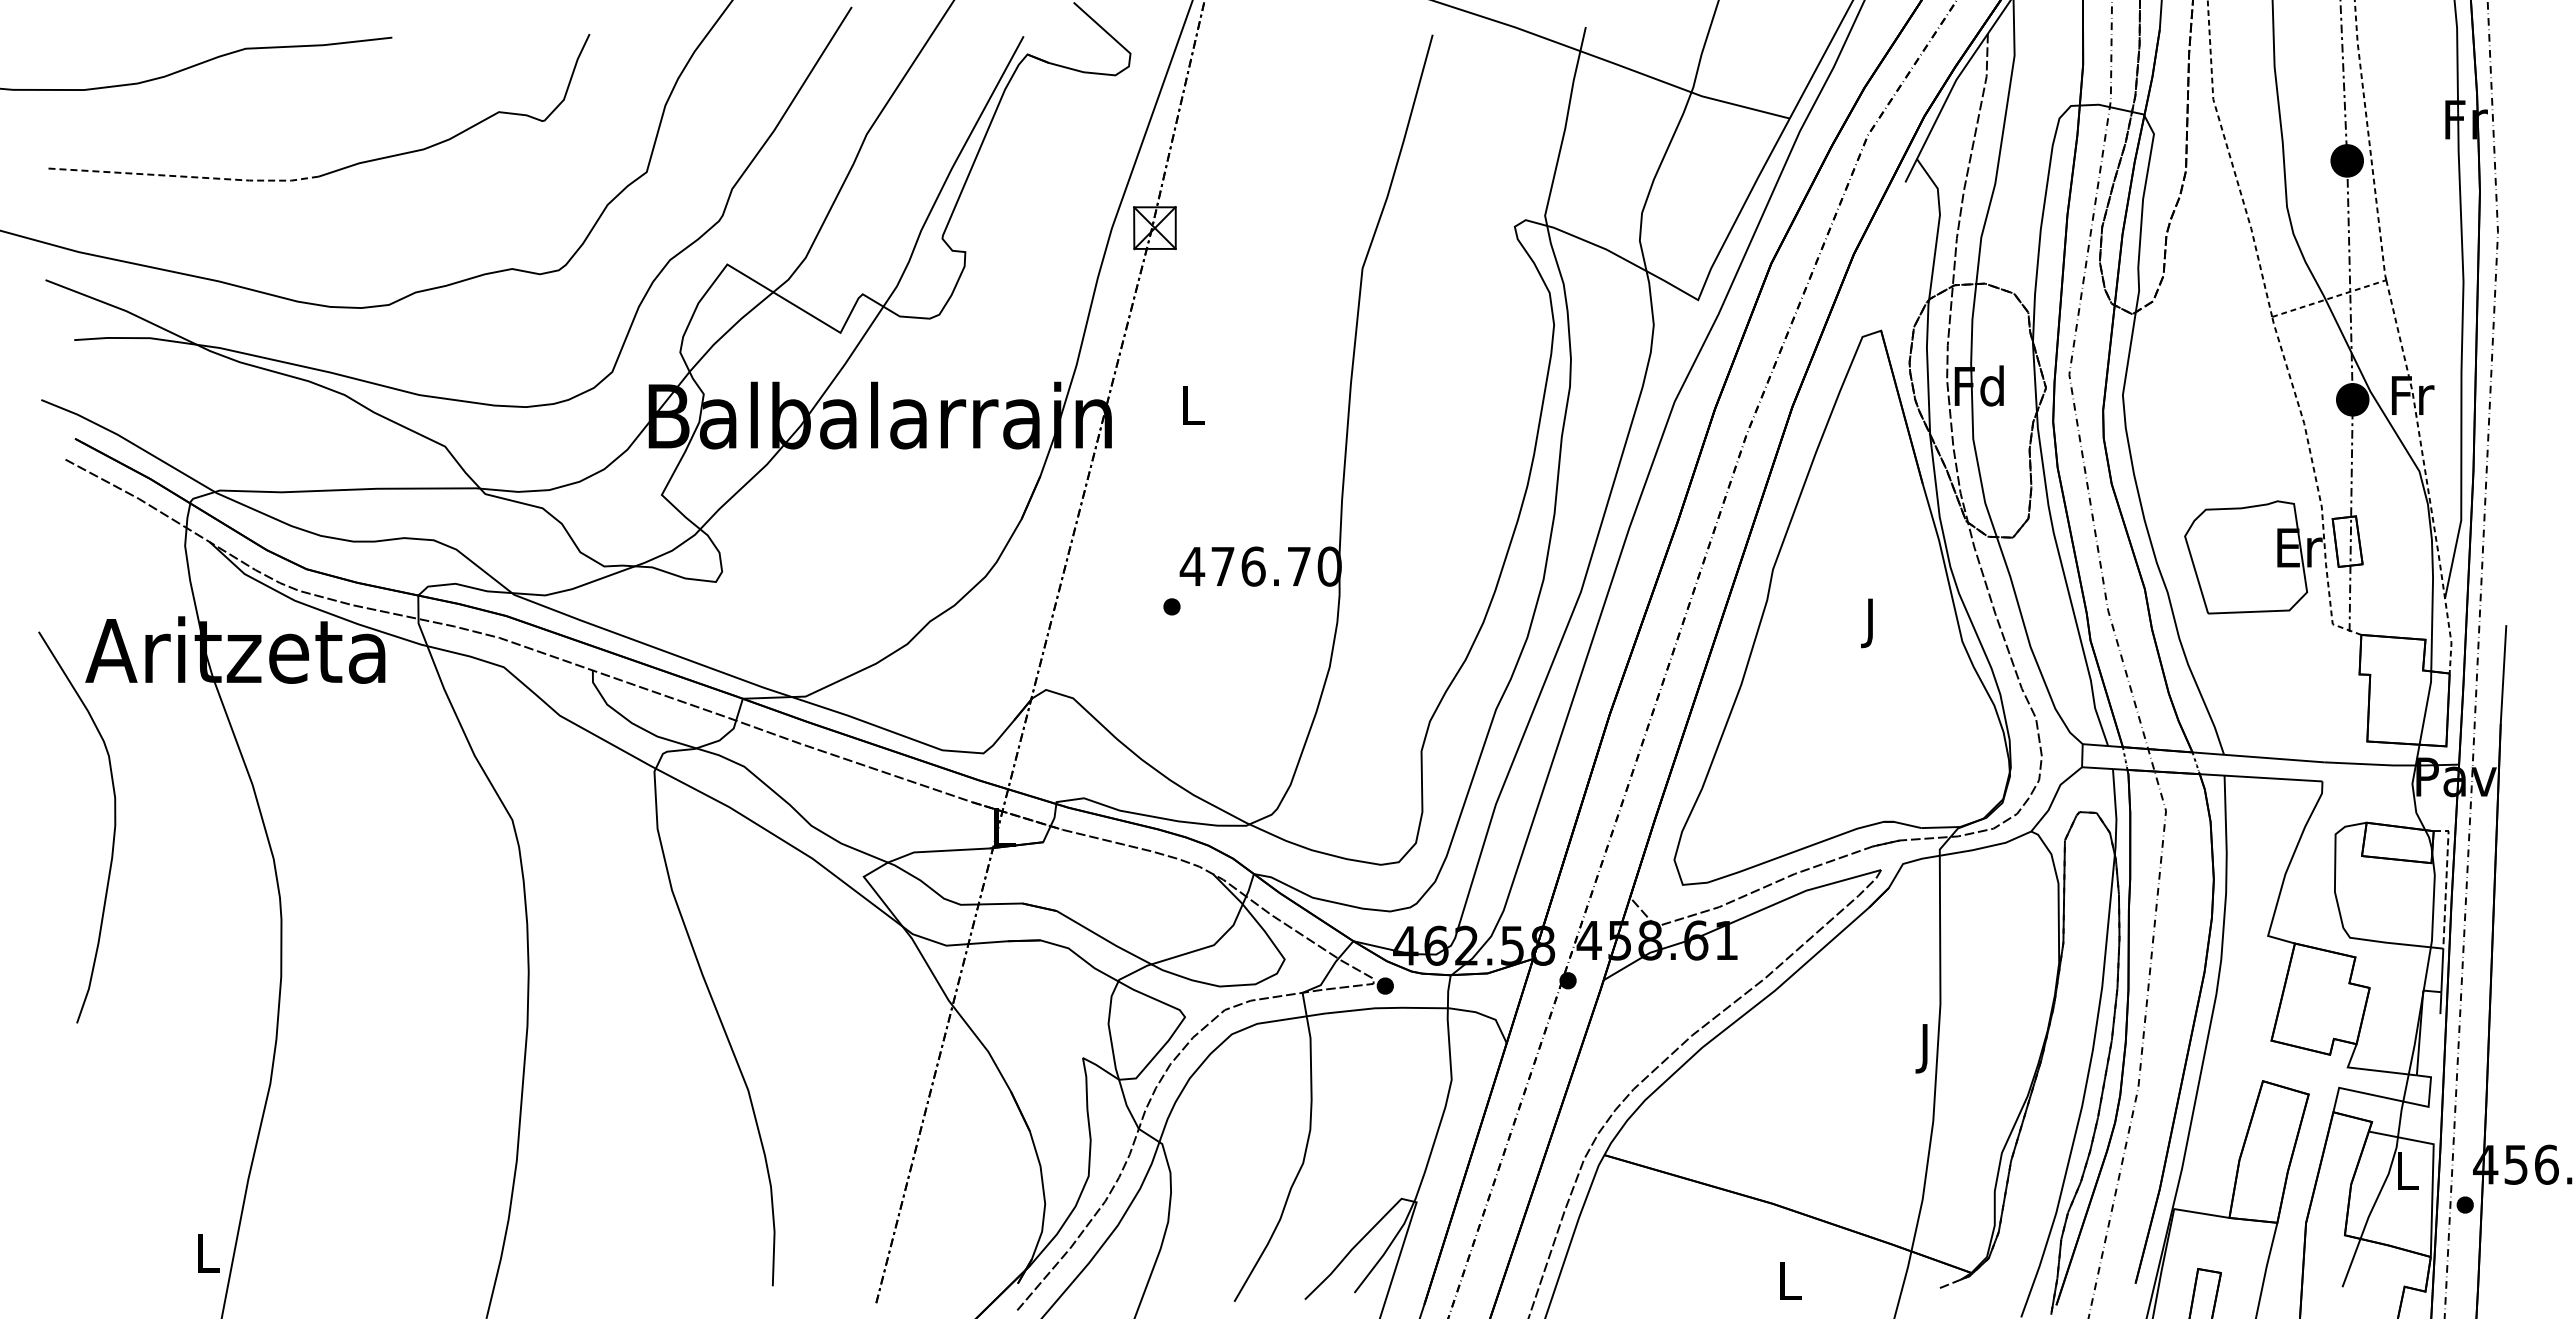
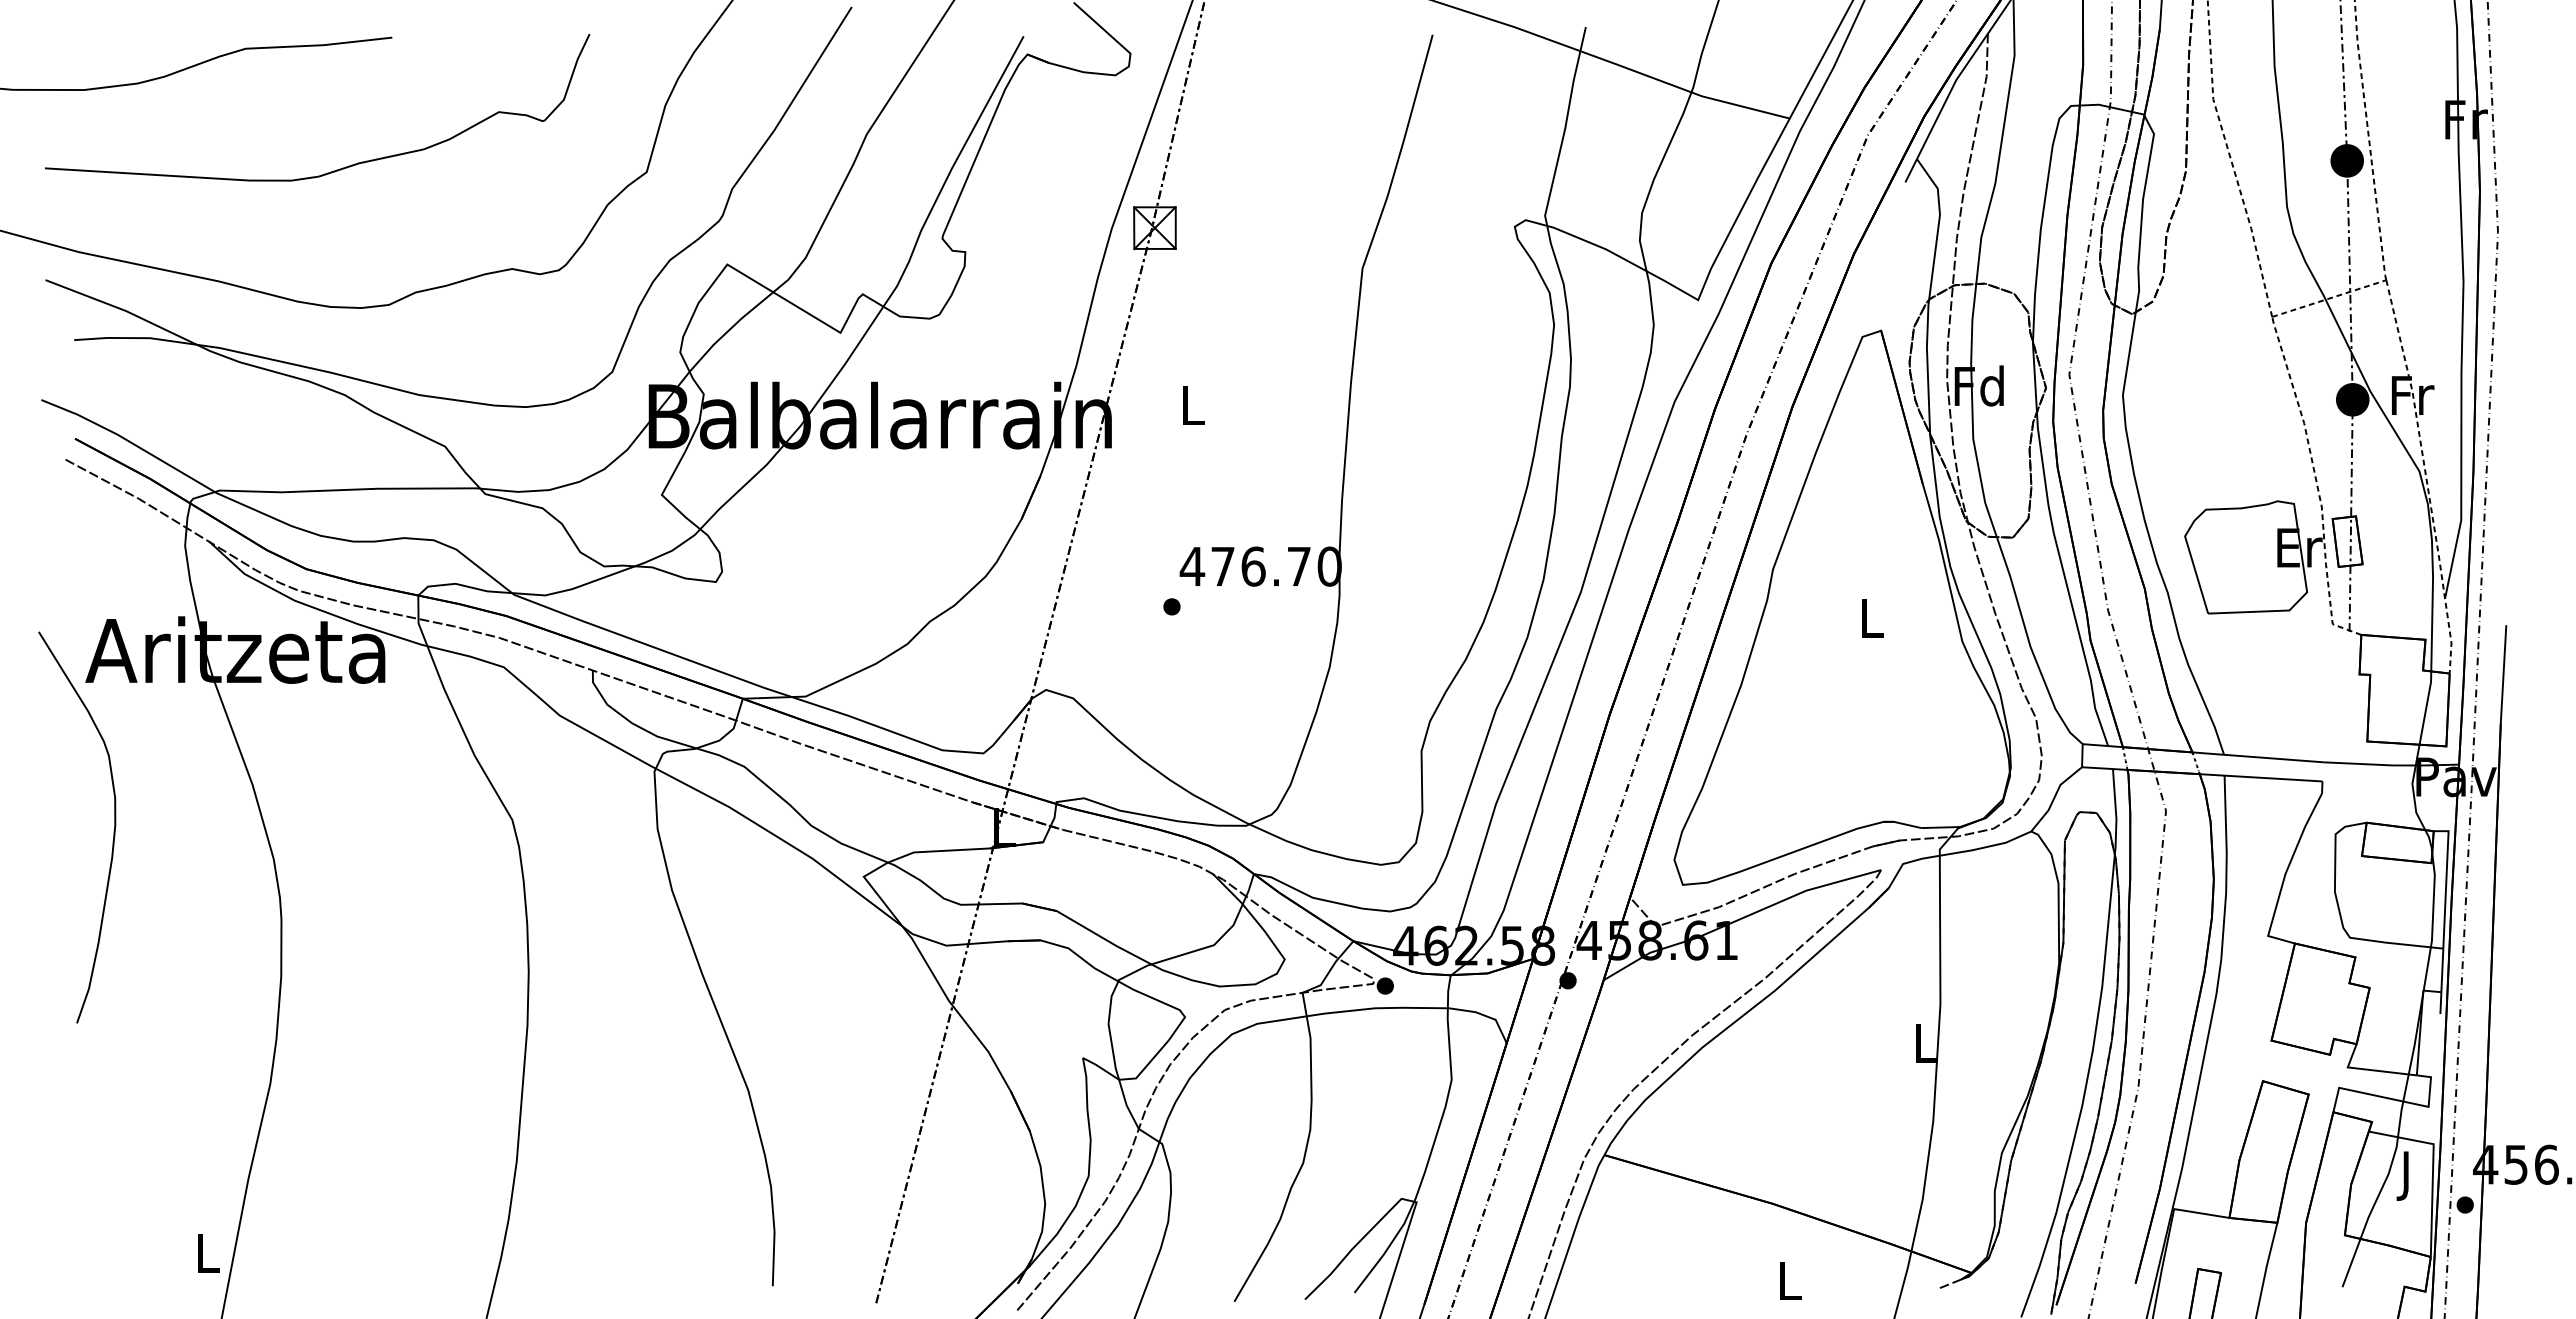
line: dashed -> solid (182, 176)
text: J -> L (1872, 623)
line: dashed -> solid (2446, 881)
text: J -> L (1926, 1048)
text: L -> J (2407, 1175)
